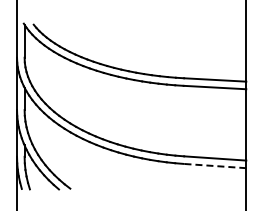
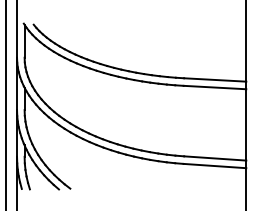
line: none -> present (5, 104)
line: dashed -> solid (214, 166)
